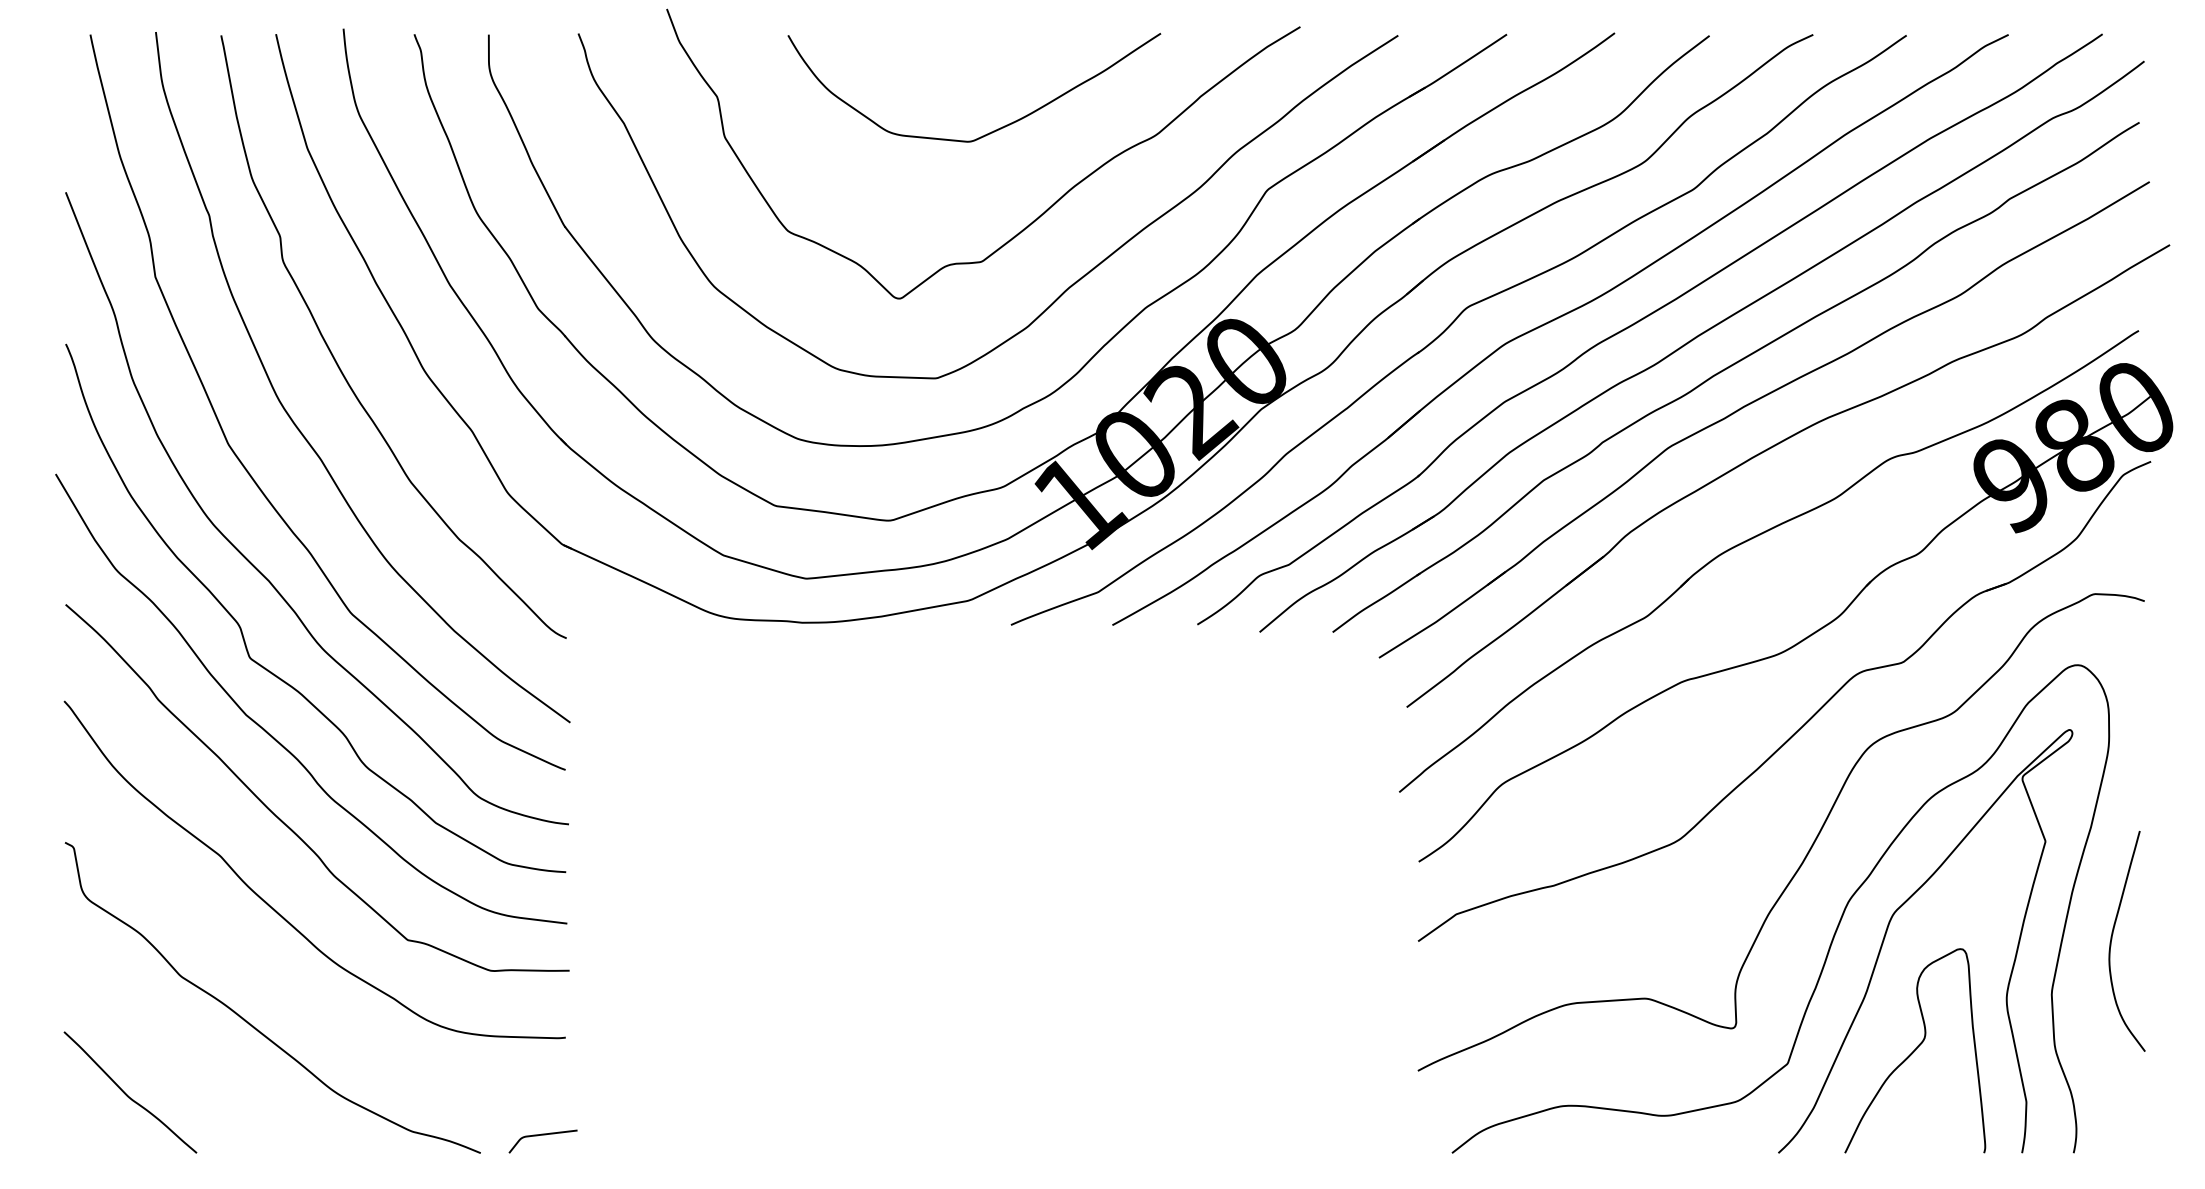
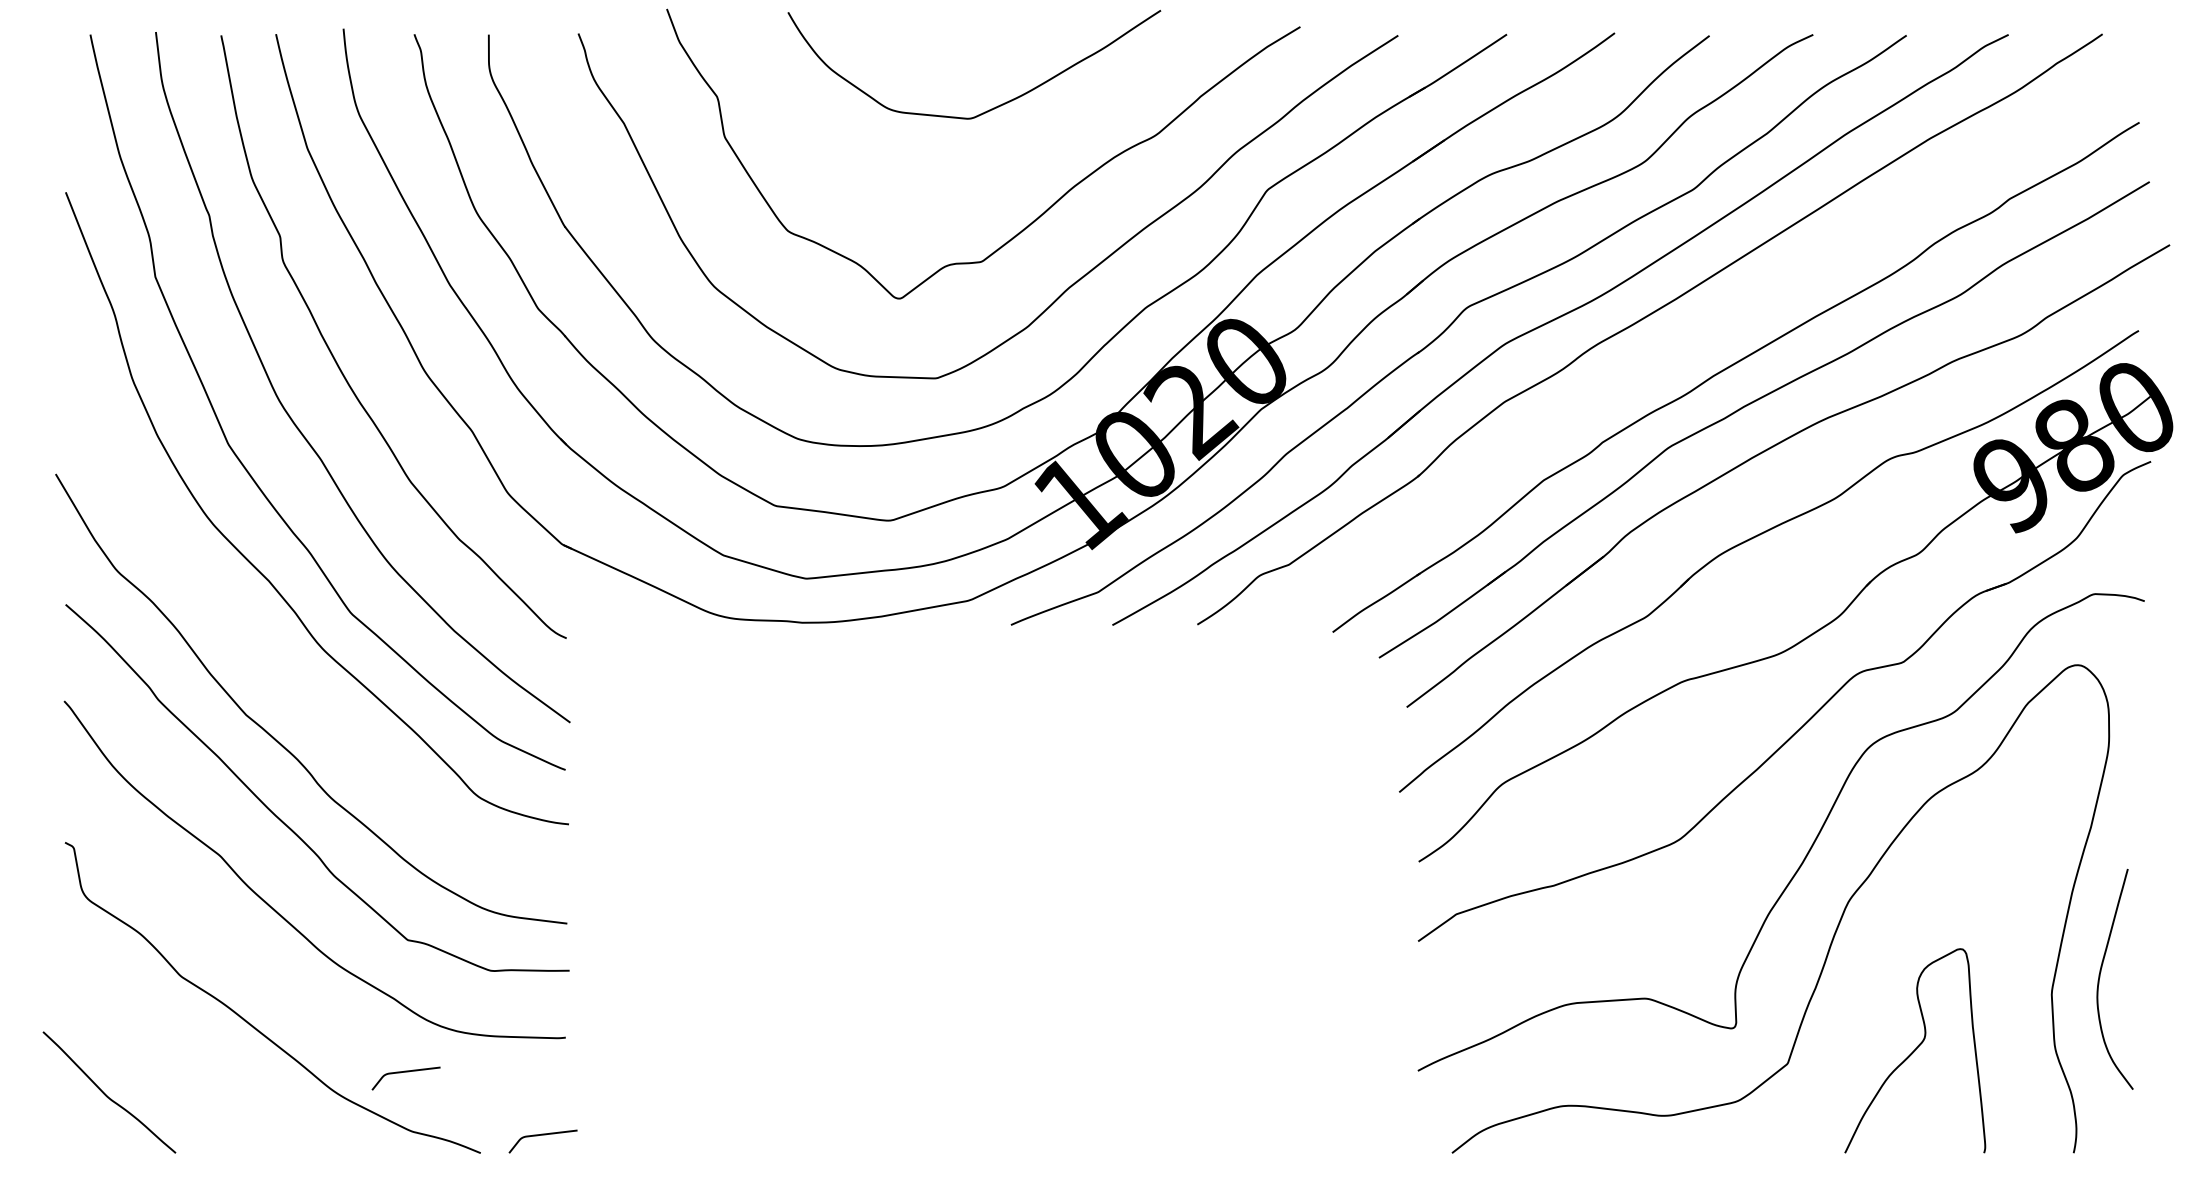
curve position: (995, 129) -> (995, 106) (995, 106)
part: present -> none (1696, 338)
curve: present -> none (242, 630)
curve: present -> none (1888, 928)
curve position: (2112, 939) -> (2100, 977) (2100, 977)
curve: none -> present (405, 1072)
curve position: (127, 1094) -> (106, 1094) (106, 1094)
